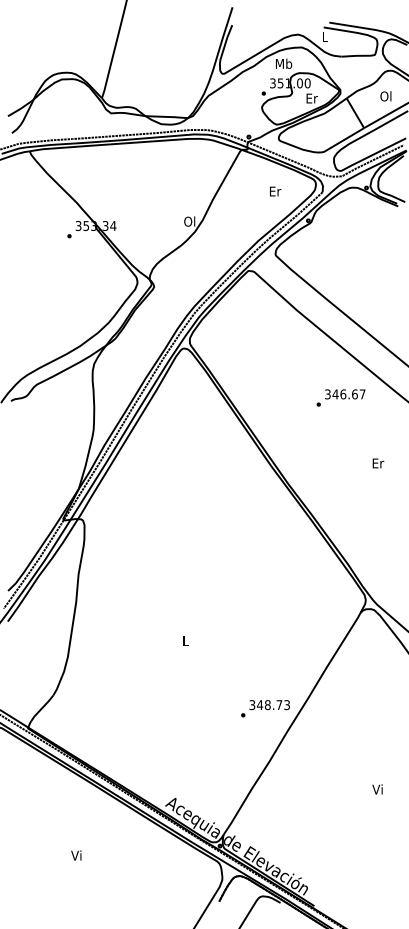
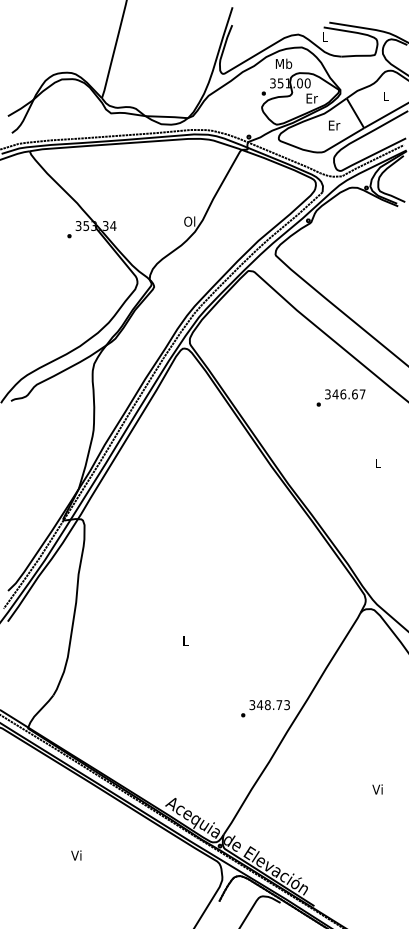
text: Ol -> L (385, 96)
text position: (275, 191) -> (334, 125) (334, 125)
text: Er -> L (378, 463)
